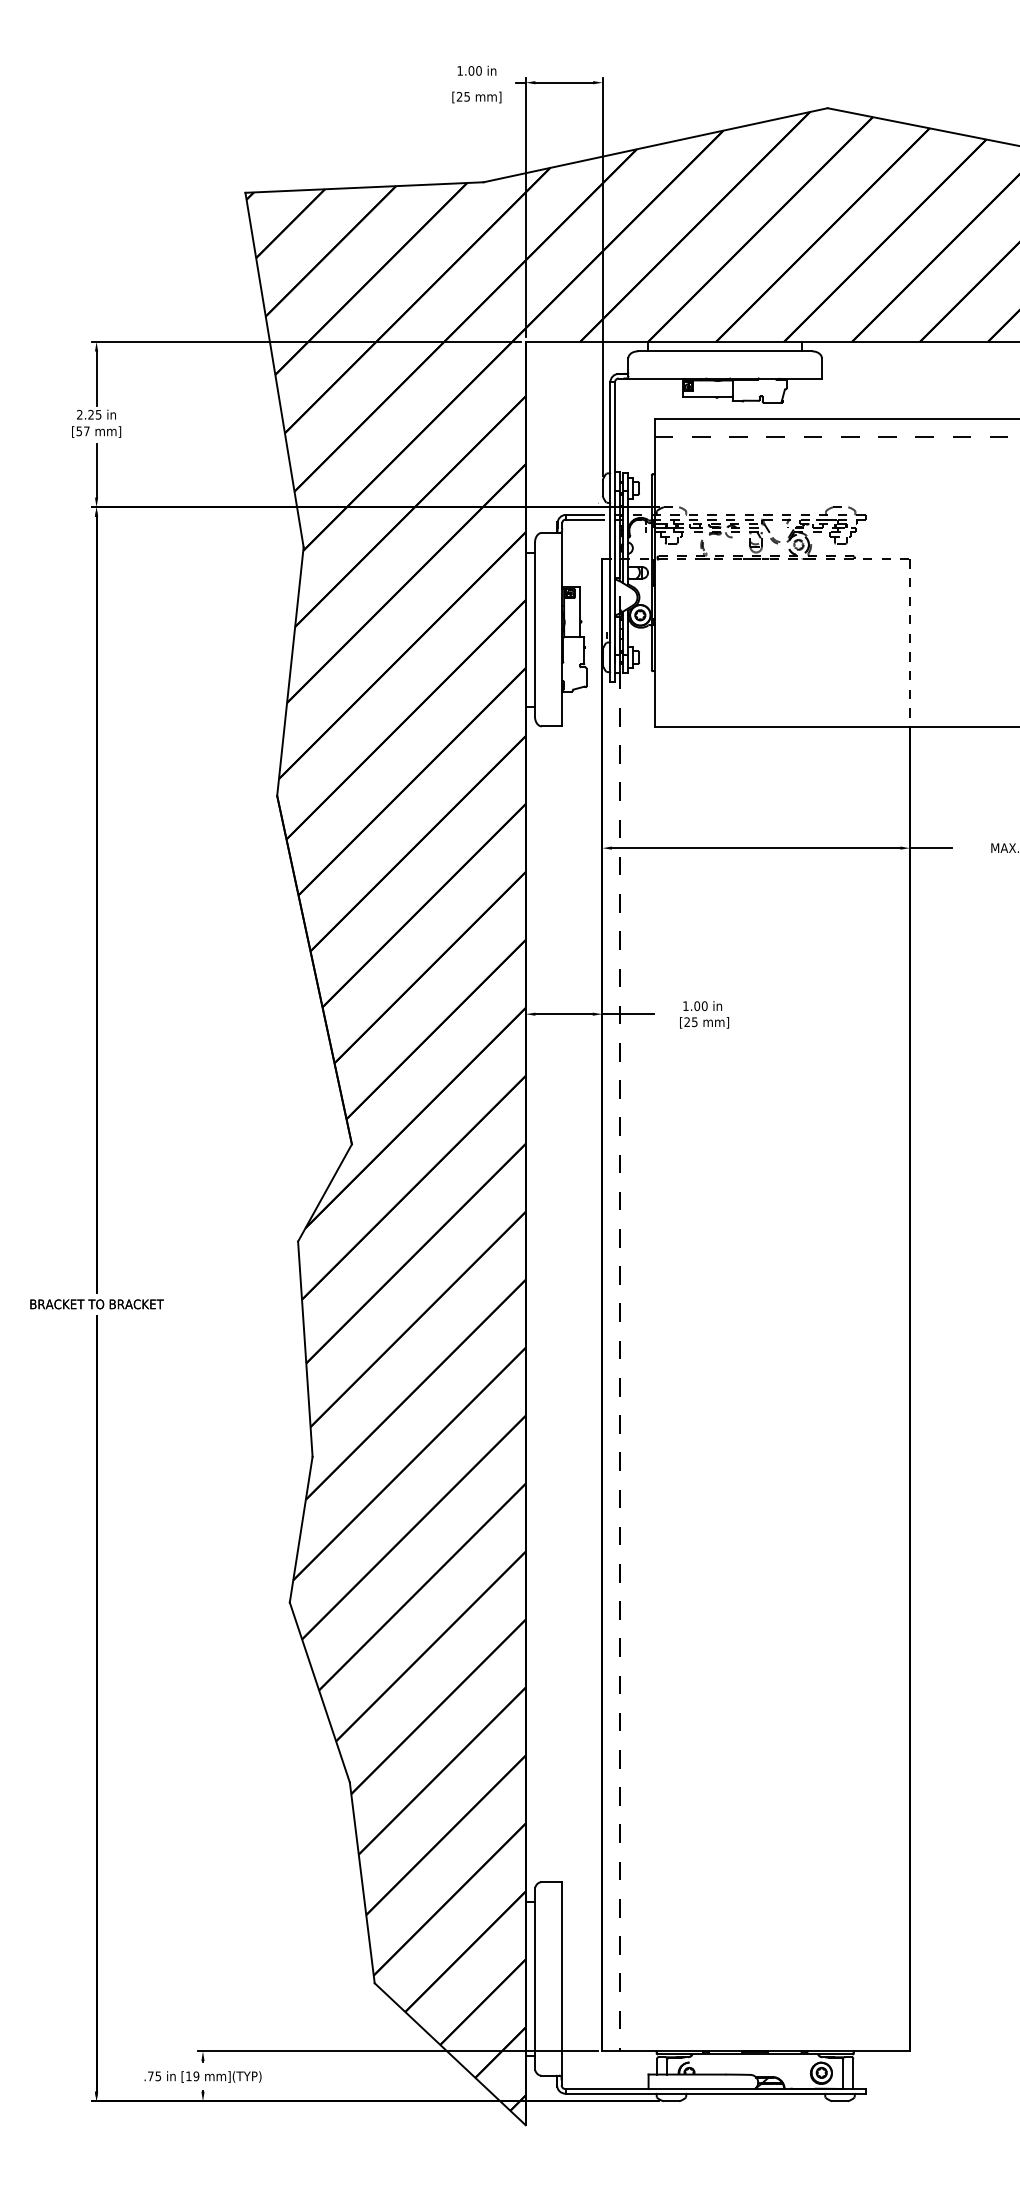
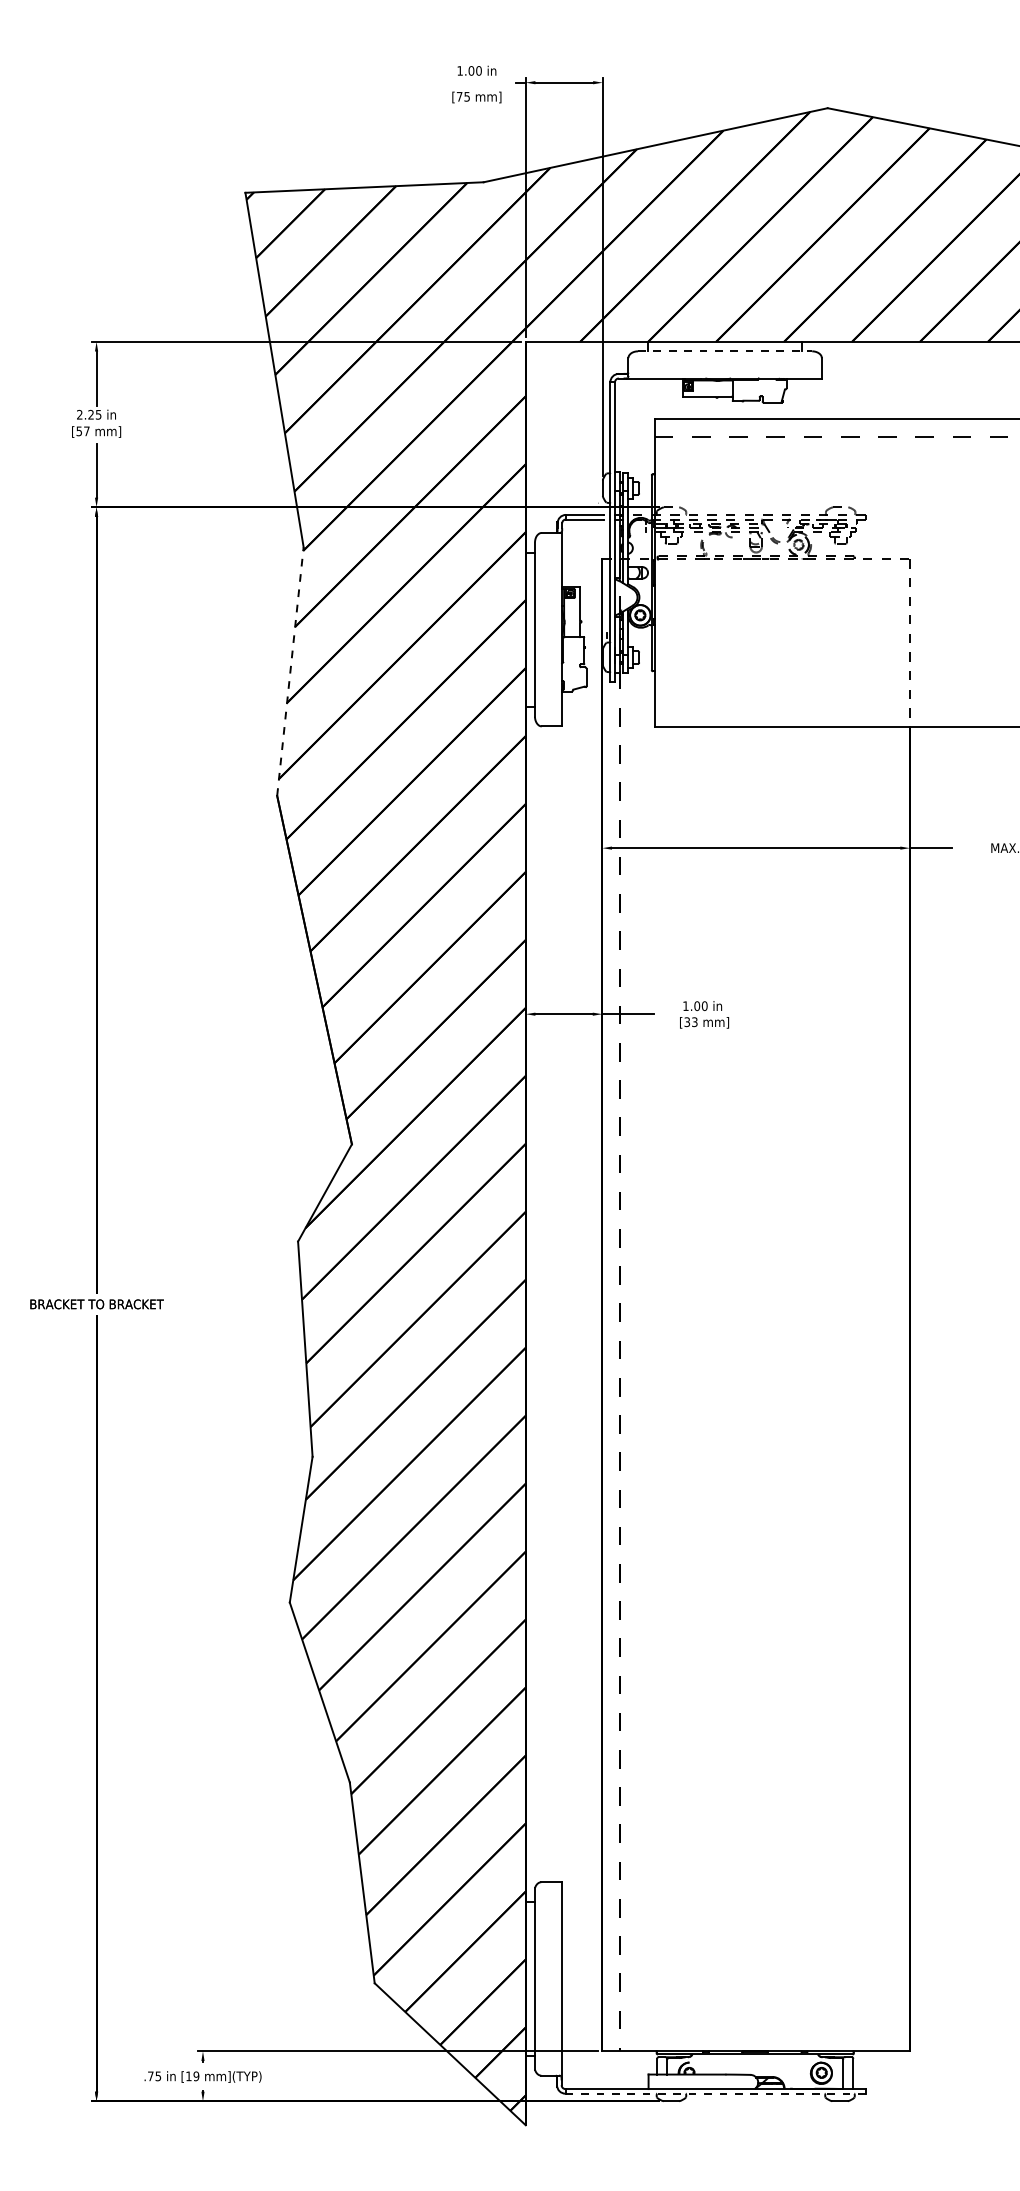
text: [25 -> [75 (459, 96)
line: solid -> dashed (725, 351)
line: solid -> dashed (290, 671)
text: [25 -> [33 (690, 1022)
line: solid -> dashed (715, 2093)
